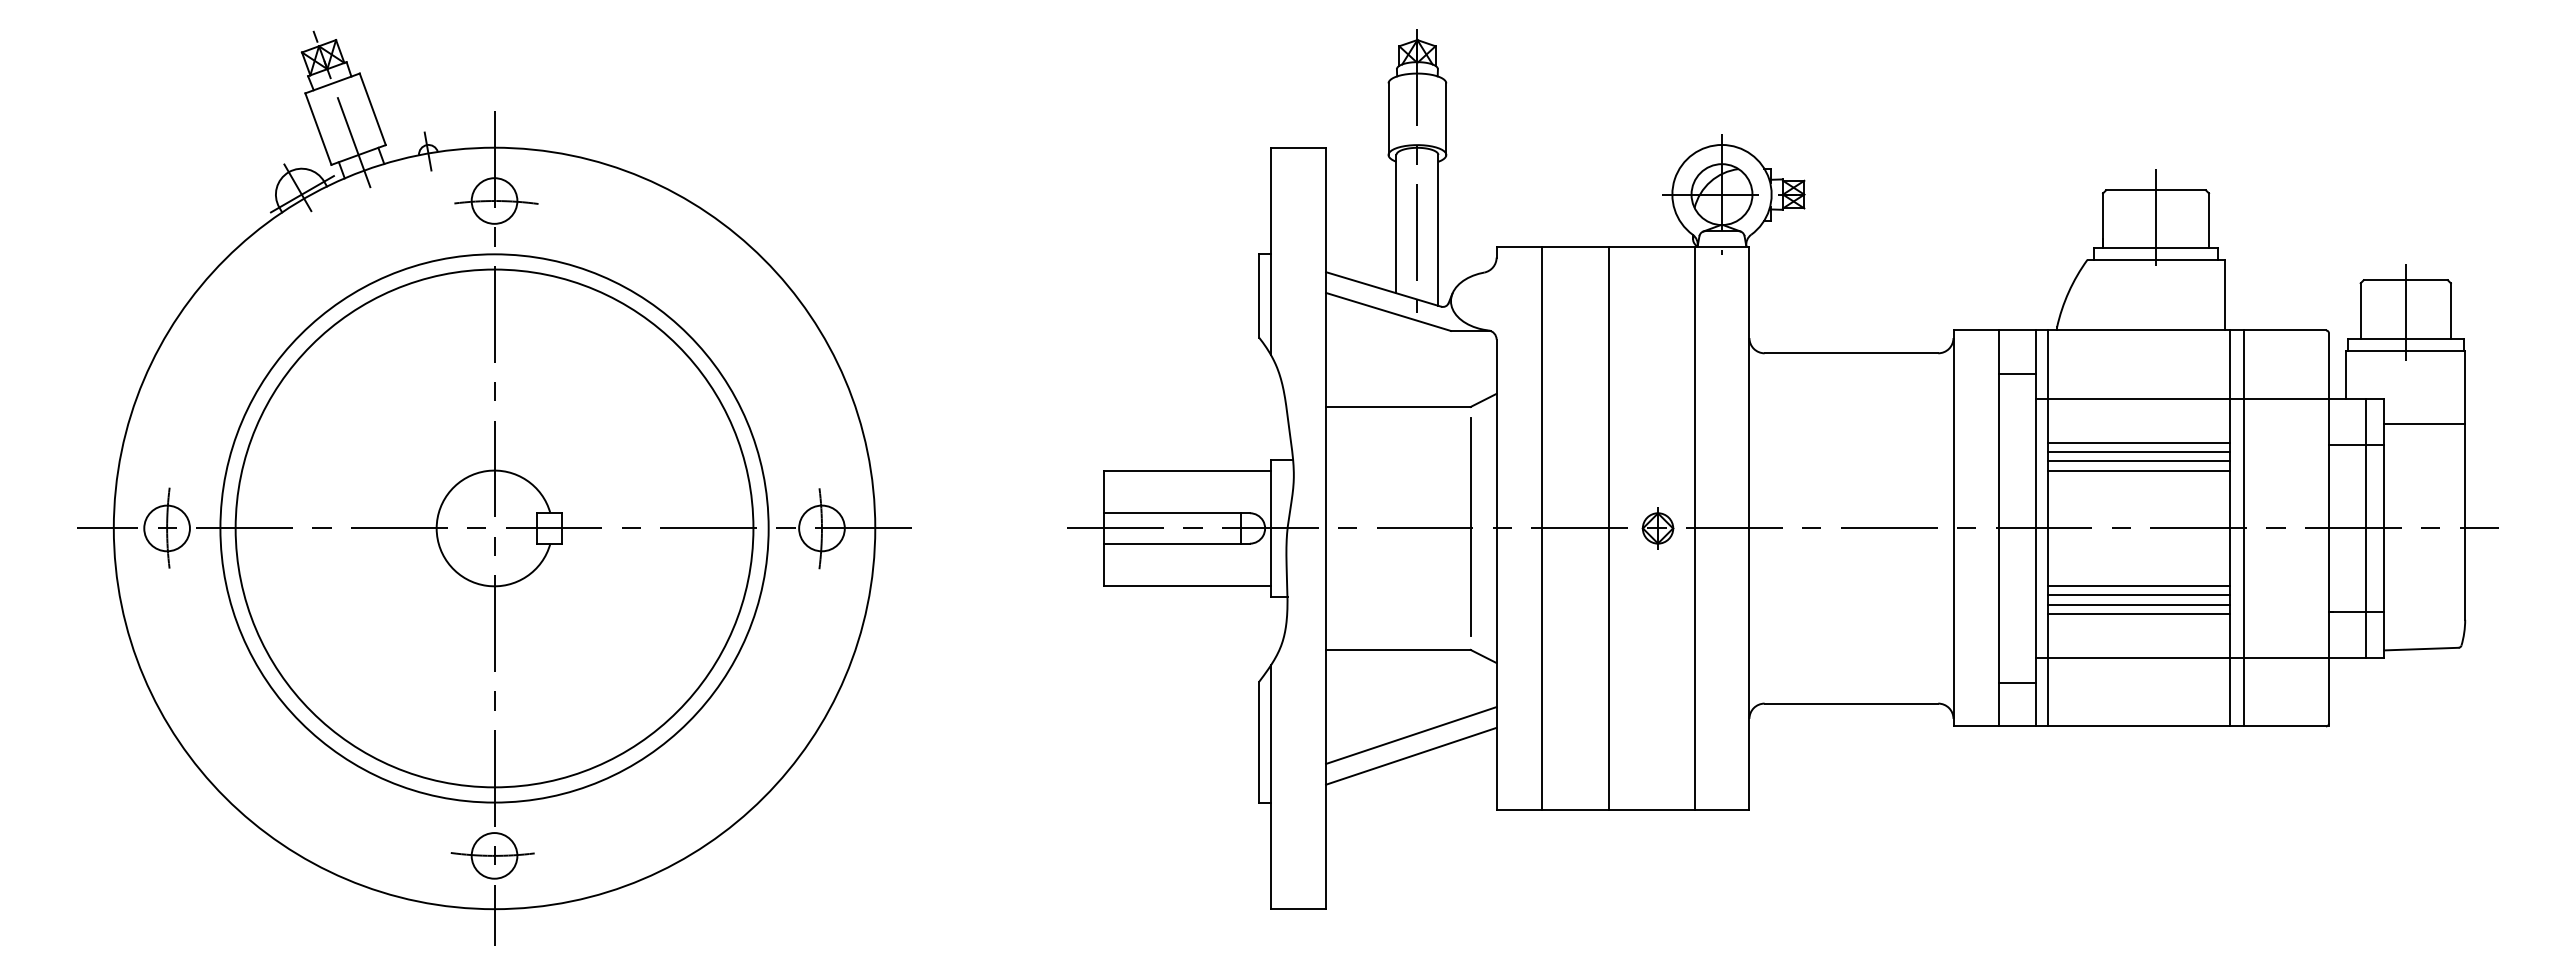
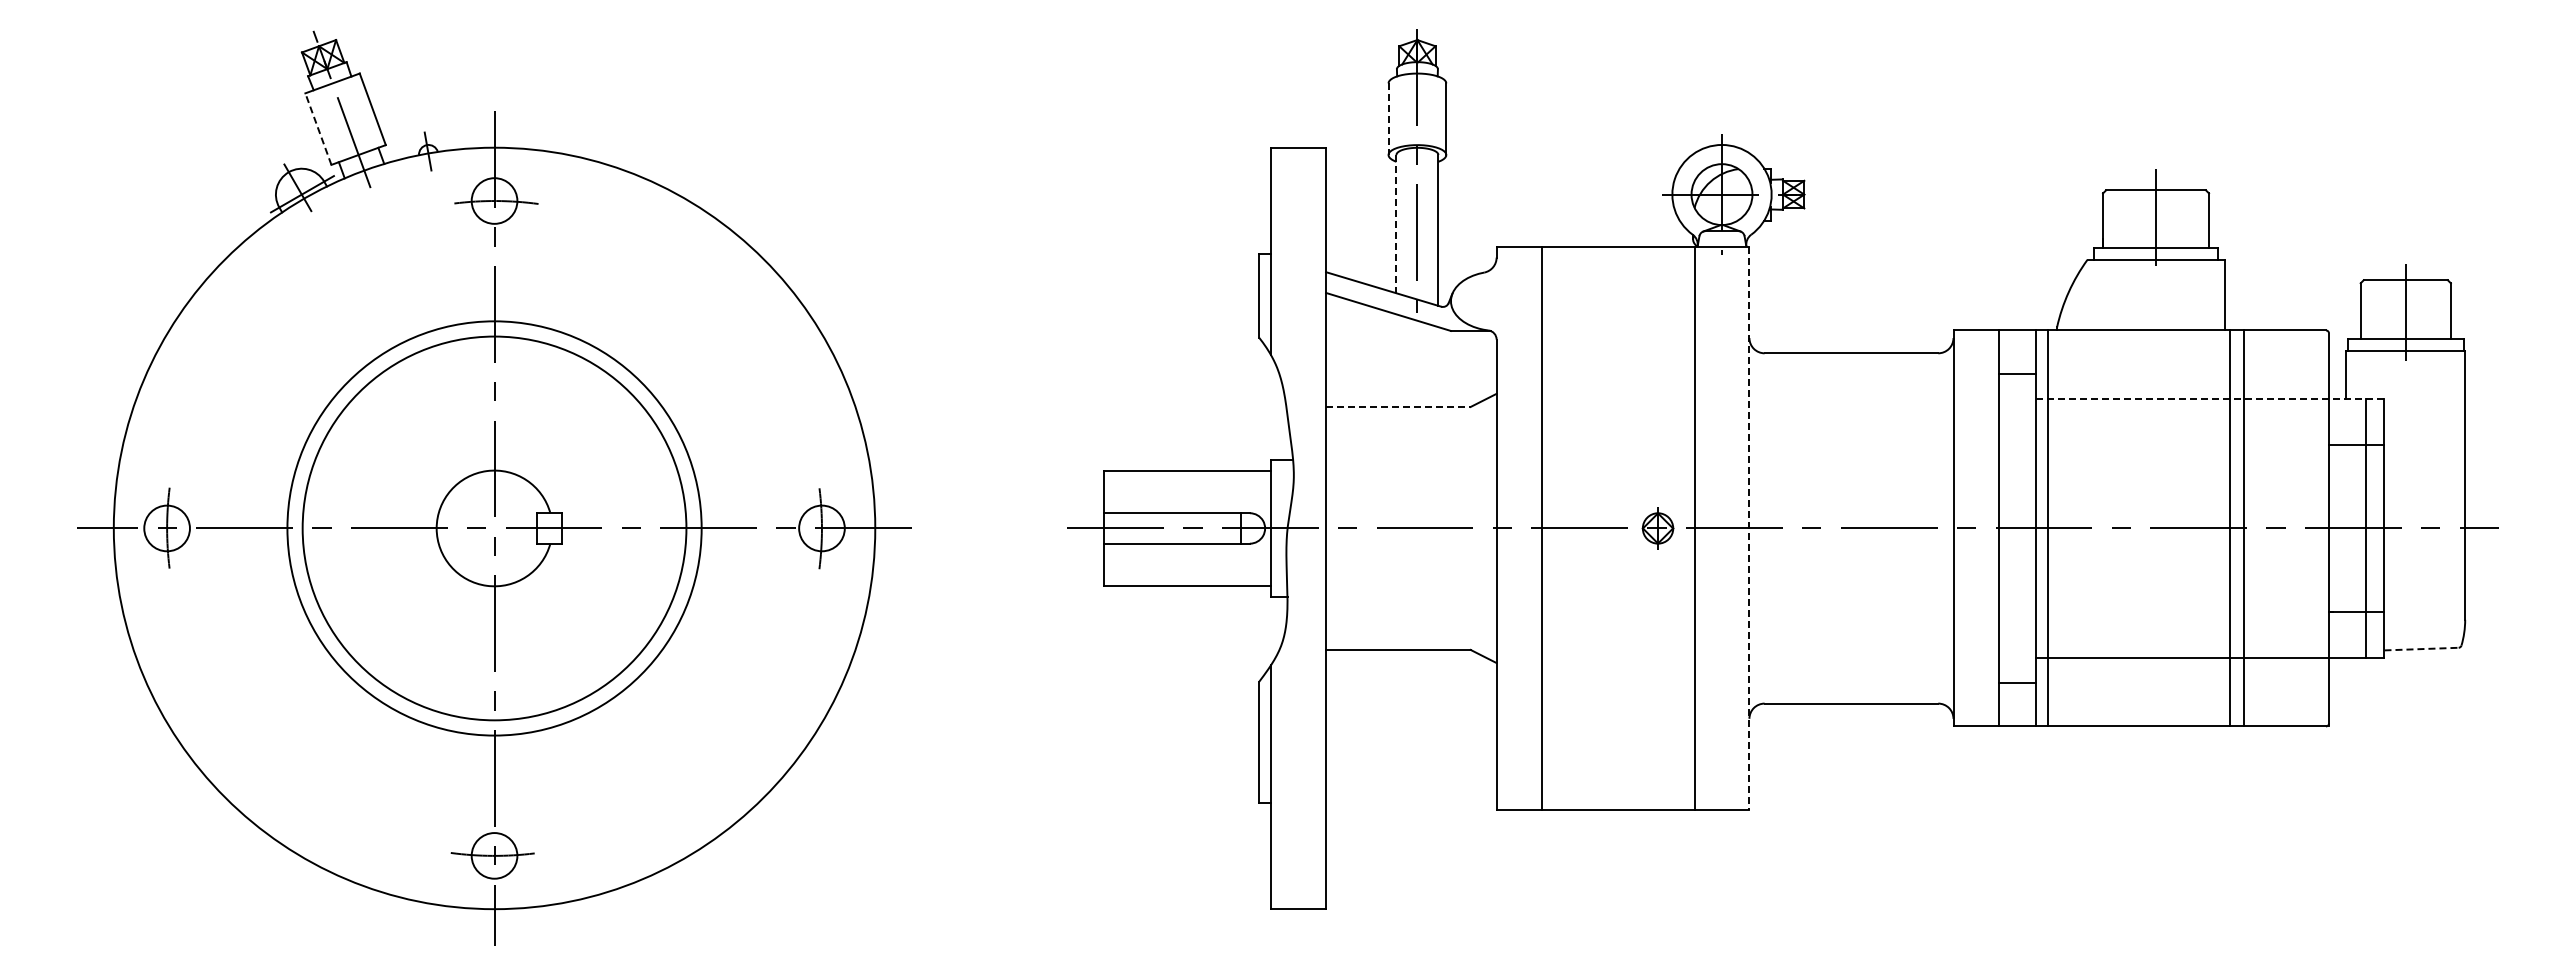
line: solid -> dashed (1388, 119)
line: solid -> dashed (318, 128)
line: solid -> dashed (1396, 224)
line: solid -> dashed (2209, 399)
line: solid -> dashed (1398, 407)
line: present -> none (2424, 423)
line: present -> none (2138, 443)
line: present -> none (2138, 452)
line: present -> none (2138, 461)
line: present -> none (2138, 470)
line: present -> none (1470, 527)
circle diameter: 518 px -> 414 px (494, 528)
circle diameter: 548 px -> 384 px (494, 528)
line: present -> none (1609, 528)
line: solid -> dashed (1749, 528)
line: present -> none (2138, 586)
line: present -> none (2138, 595)
line: present -> none (2138, 604)
line: present -> none (2138, 613)
line: solid -> dashed (2422, 649)
line: present -> none (1411, 735)
line: present -> none (1411, 755)
